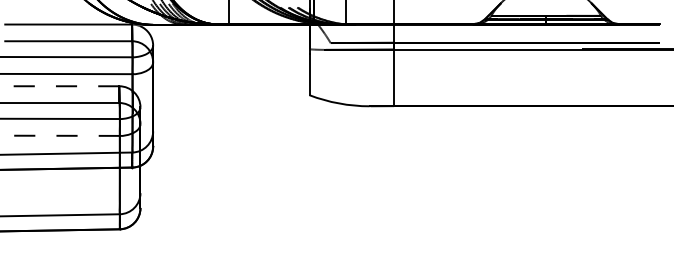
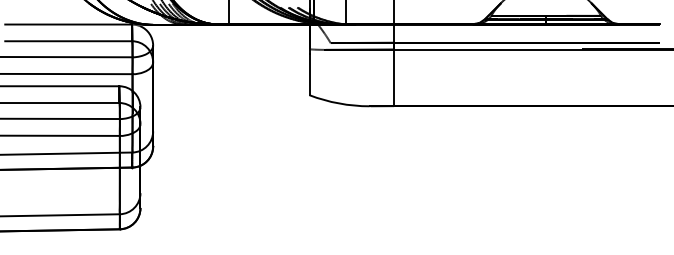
line: dashed -> solid (59, 86)
line: dashed -> solid (60, 135)
